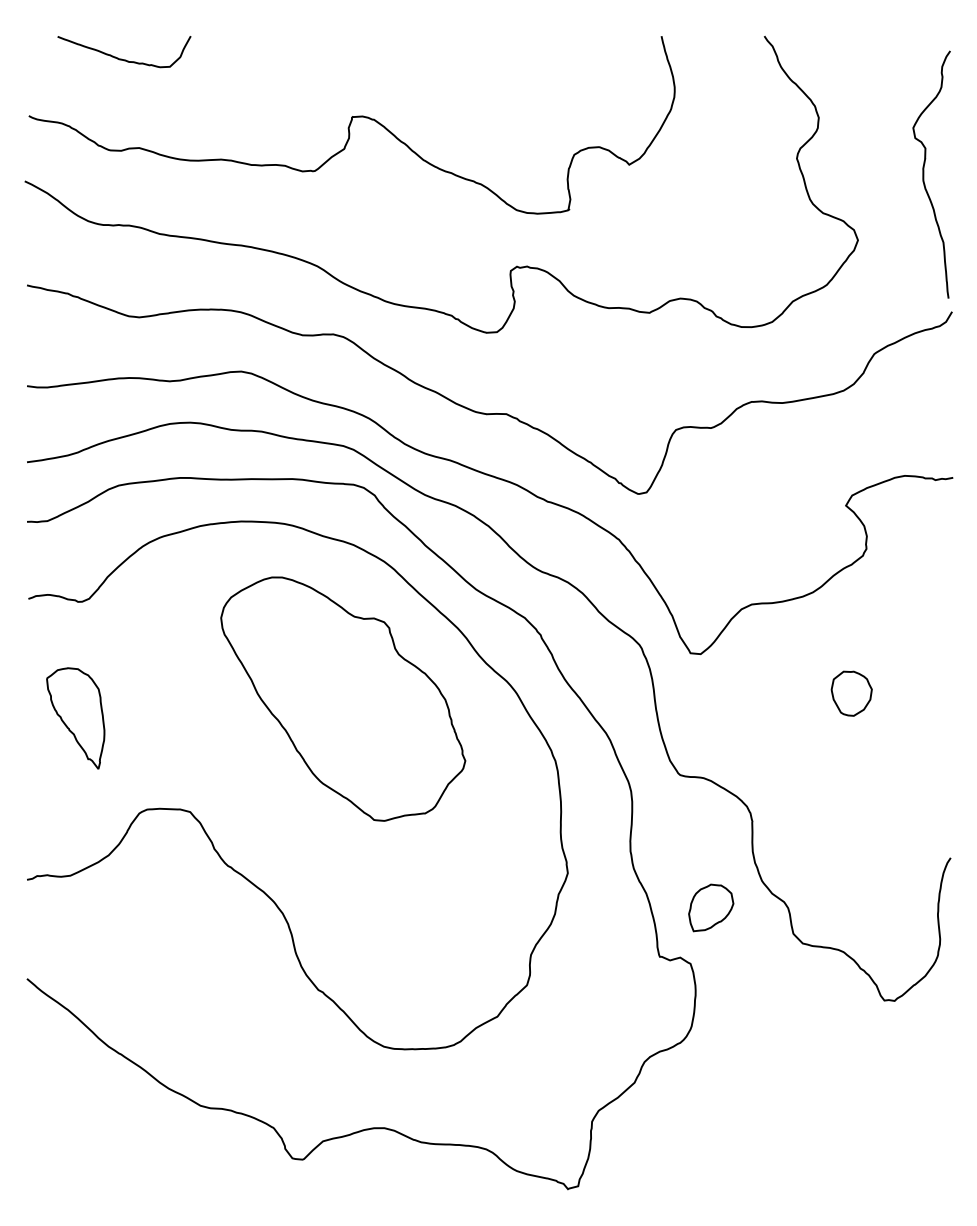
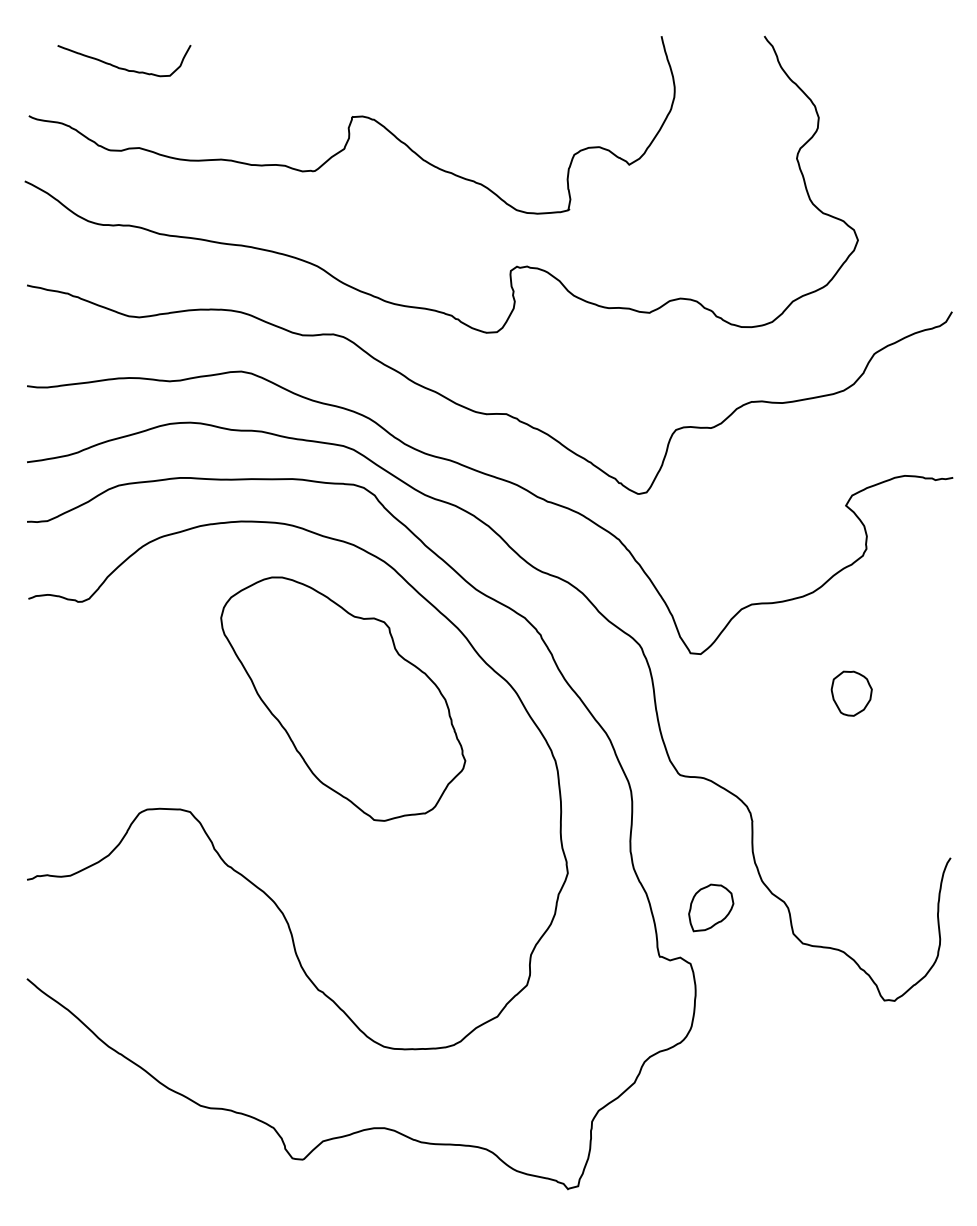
curve position: (121, 58) -> (121, 67) (121, 67)
curve: present -> none (924, 174)
part: present -> none (75, 718)
